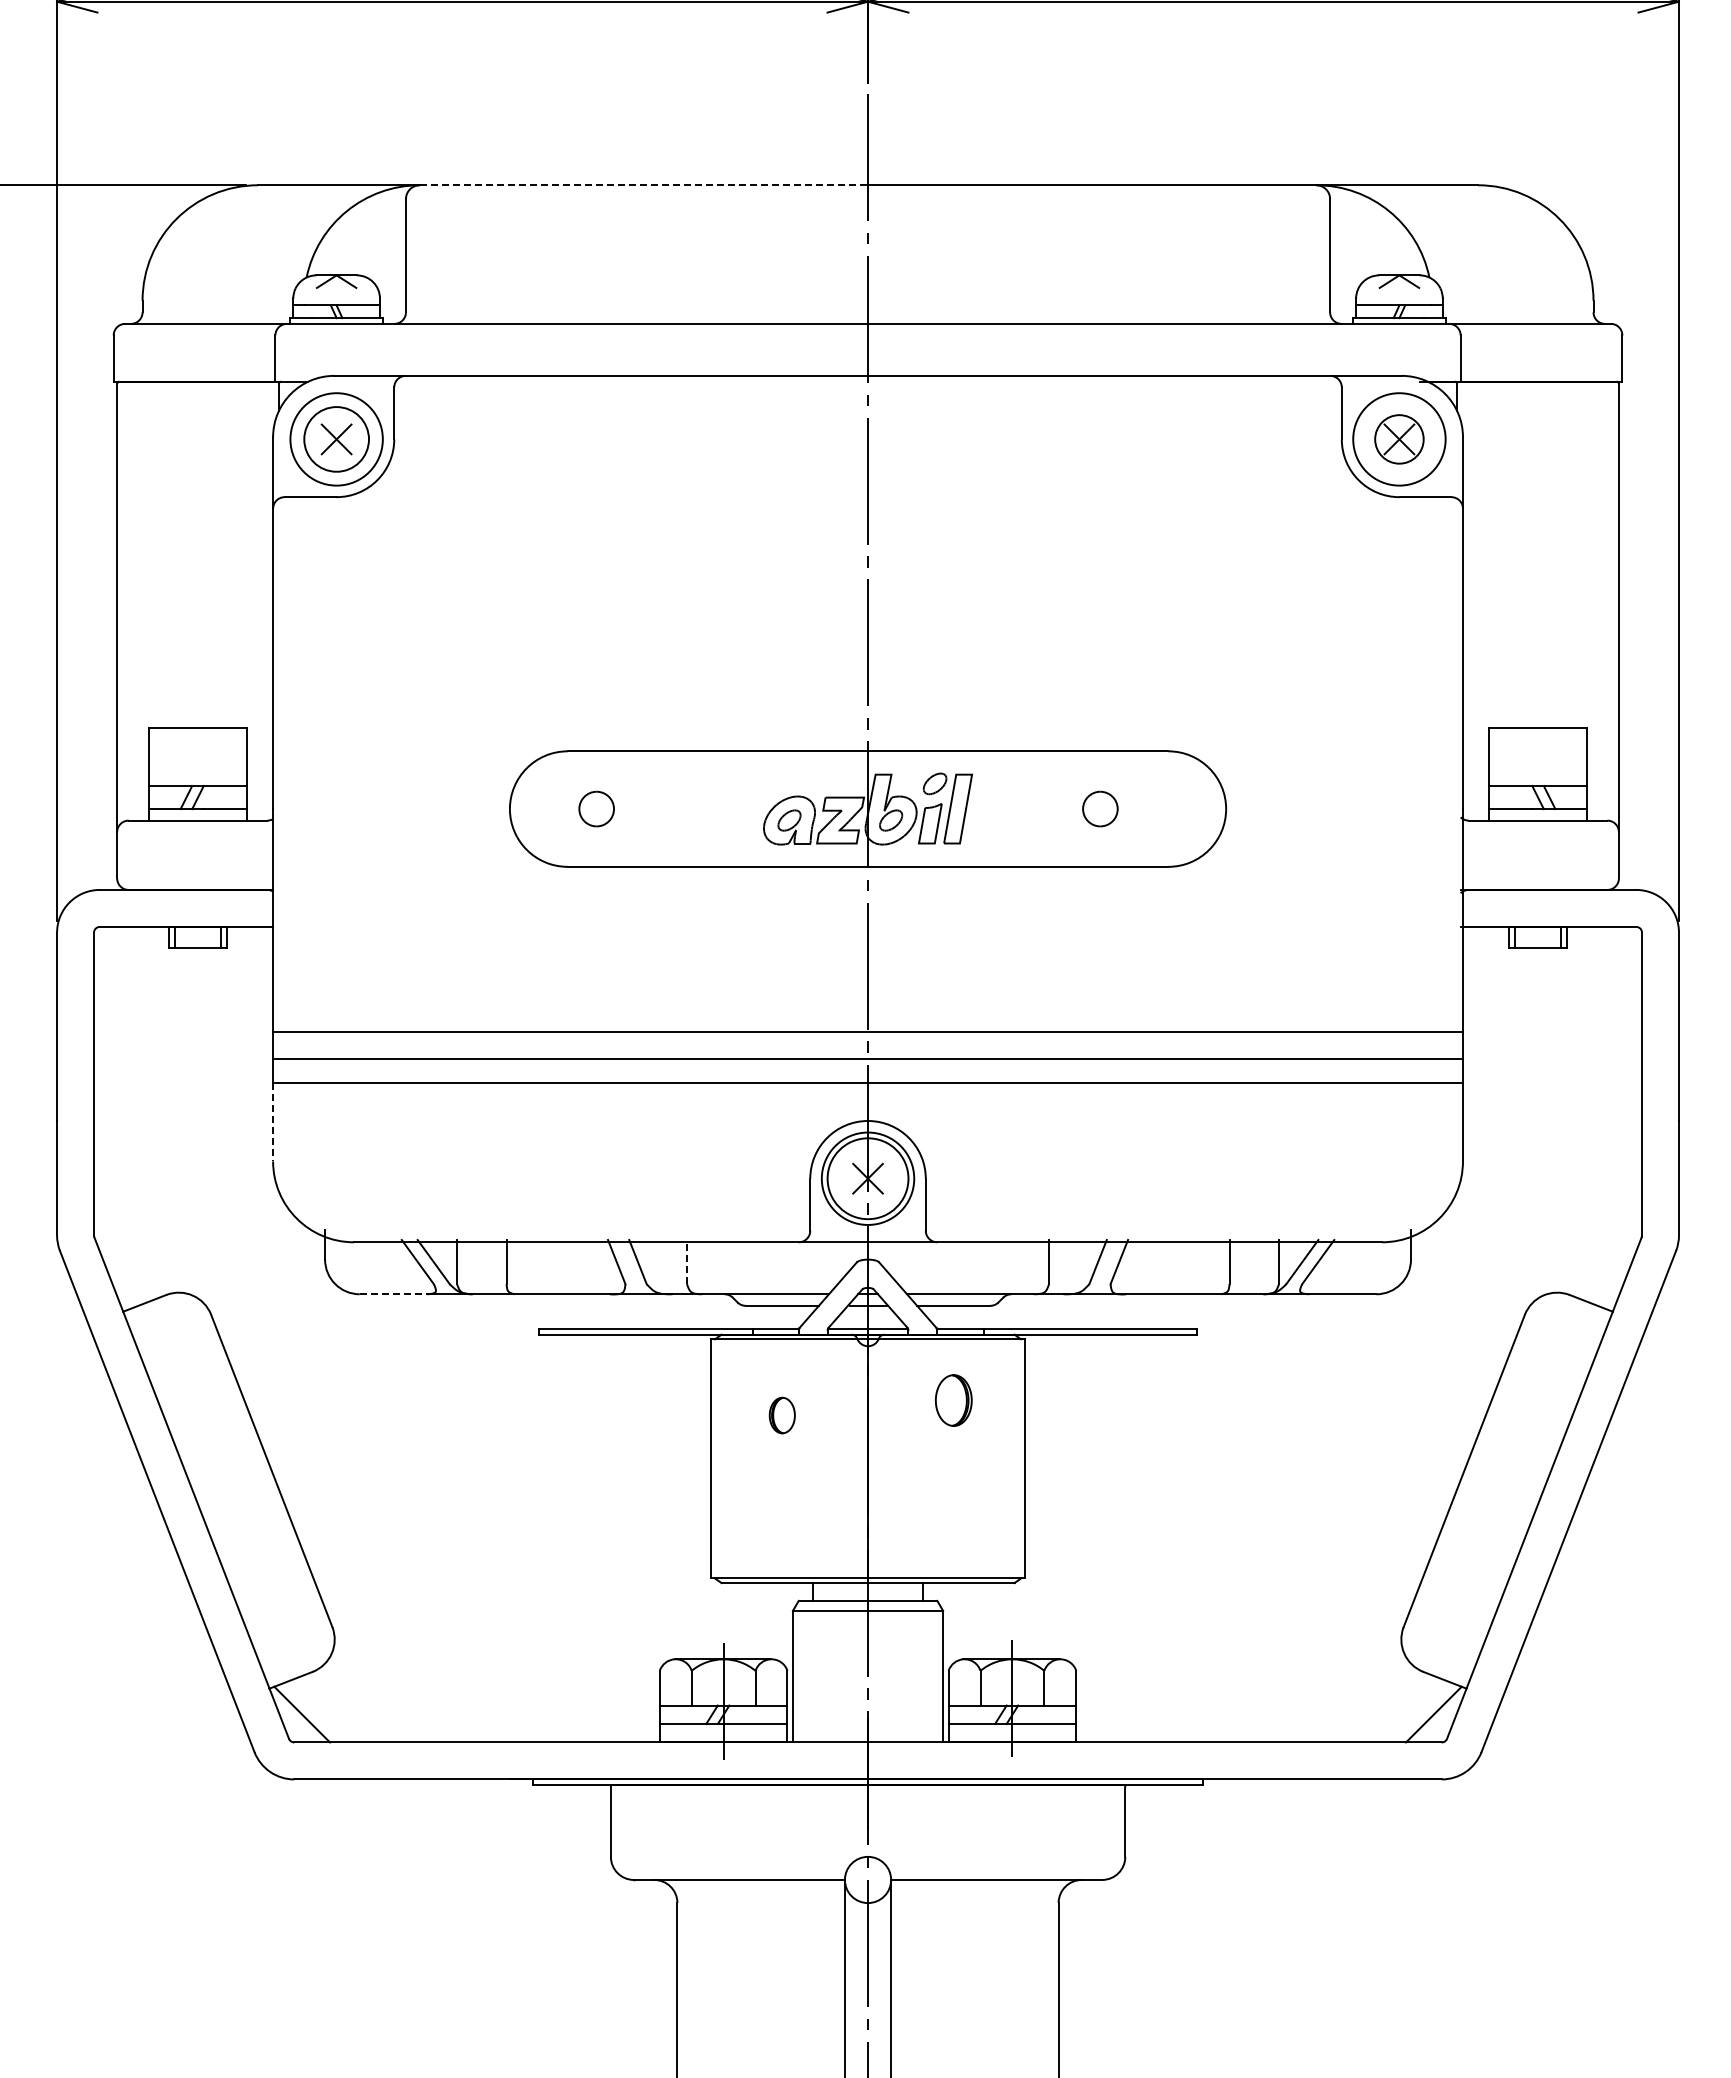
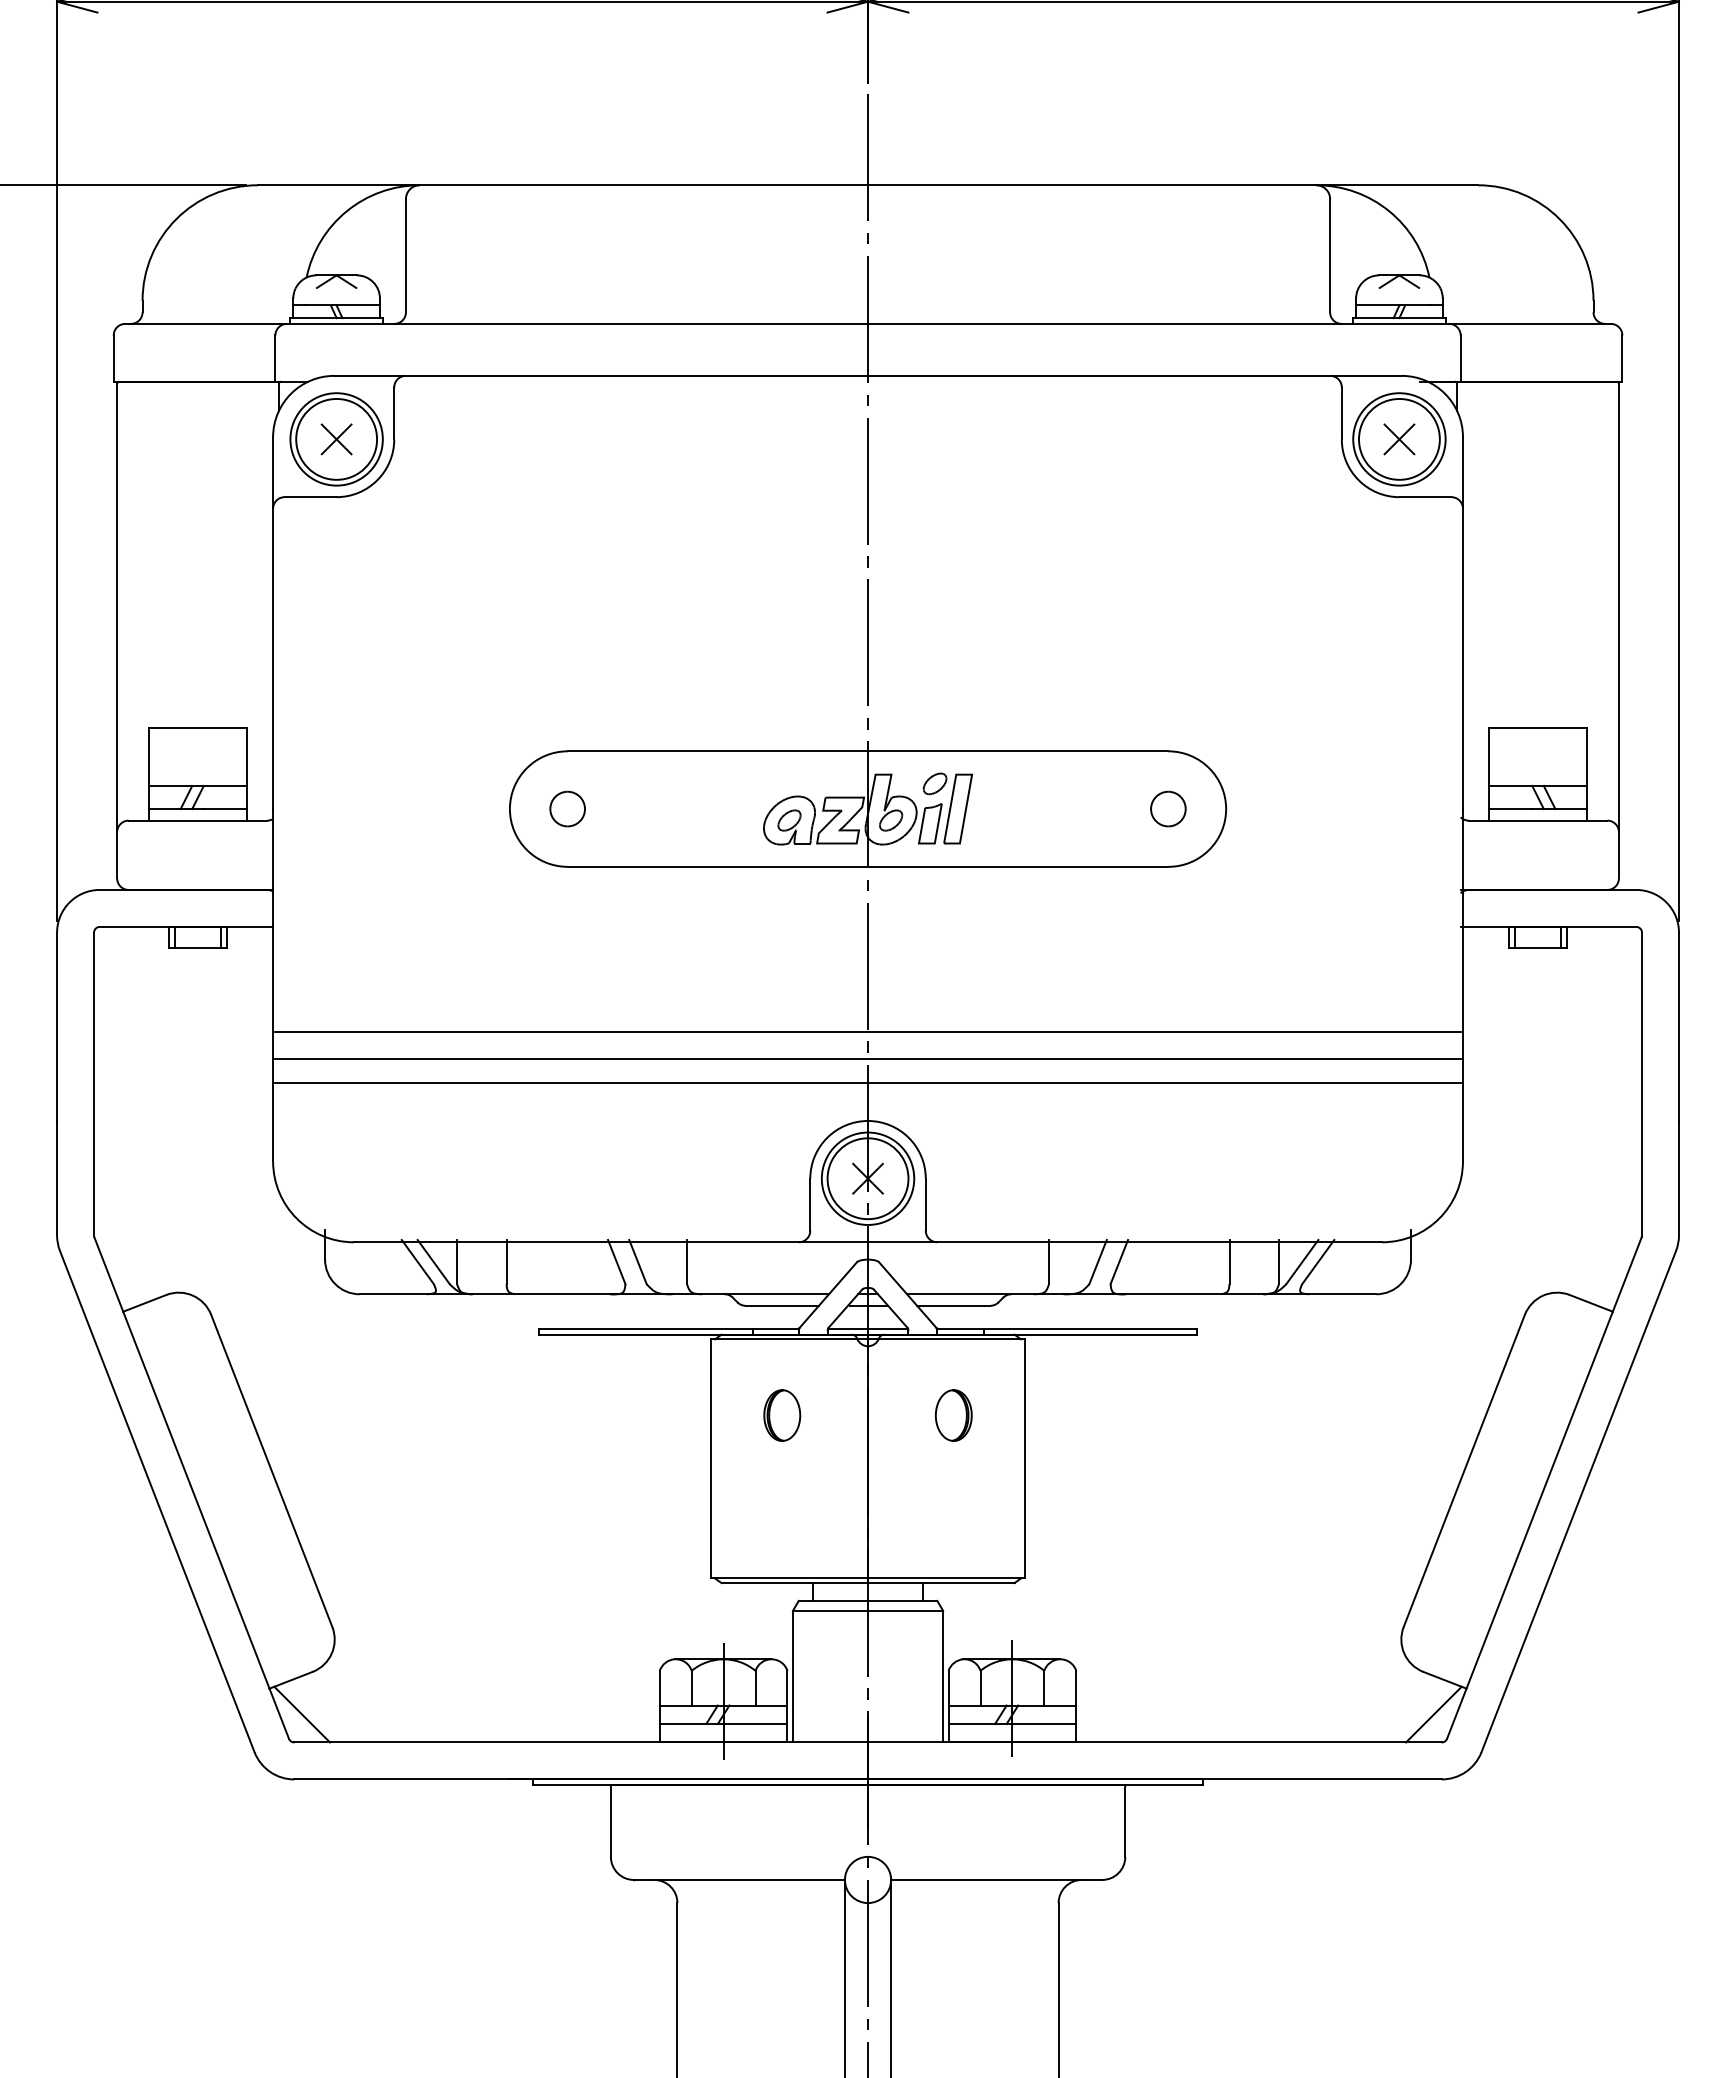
line: dashed -> solid (644, 185)
circle diameter: 65 px -> 81 px (336, 438)
circle diameter: 49 px -> 81 px (1399, 438)
part position: (596, 808) -> (567, 808) (567, 808)
part position: (1100, 808) -> (1168, 808) (1168, 808)
line: dashed -> solid (273, 1122)
line: dashed -> solid (687, 1261)
line: dashed -> solid (393, 1294)
part position: (953, 1400) -> (953, 1415) (953, 1415)
part size: 28x39 px -> 39x53 px (782, 1415)
